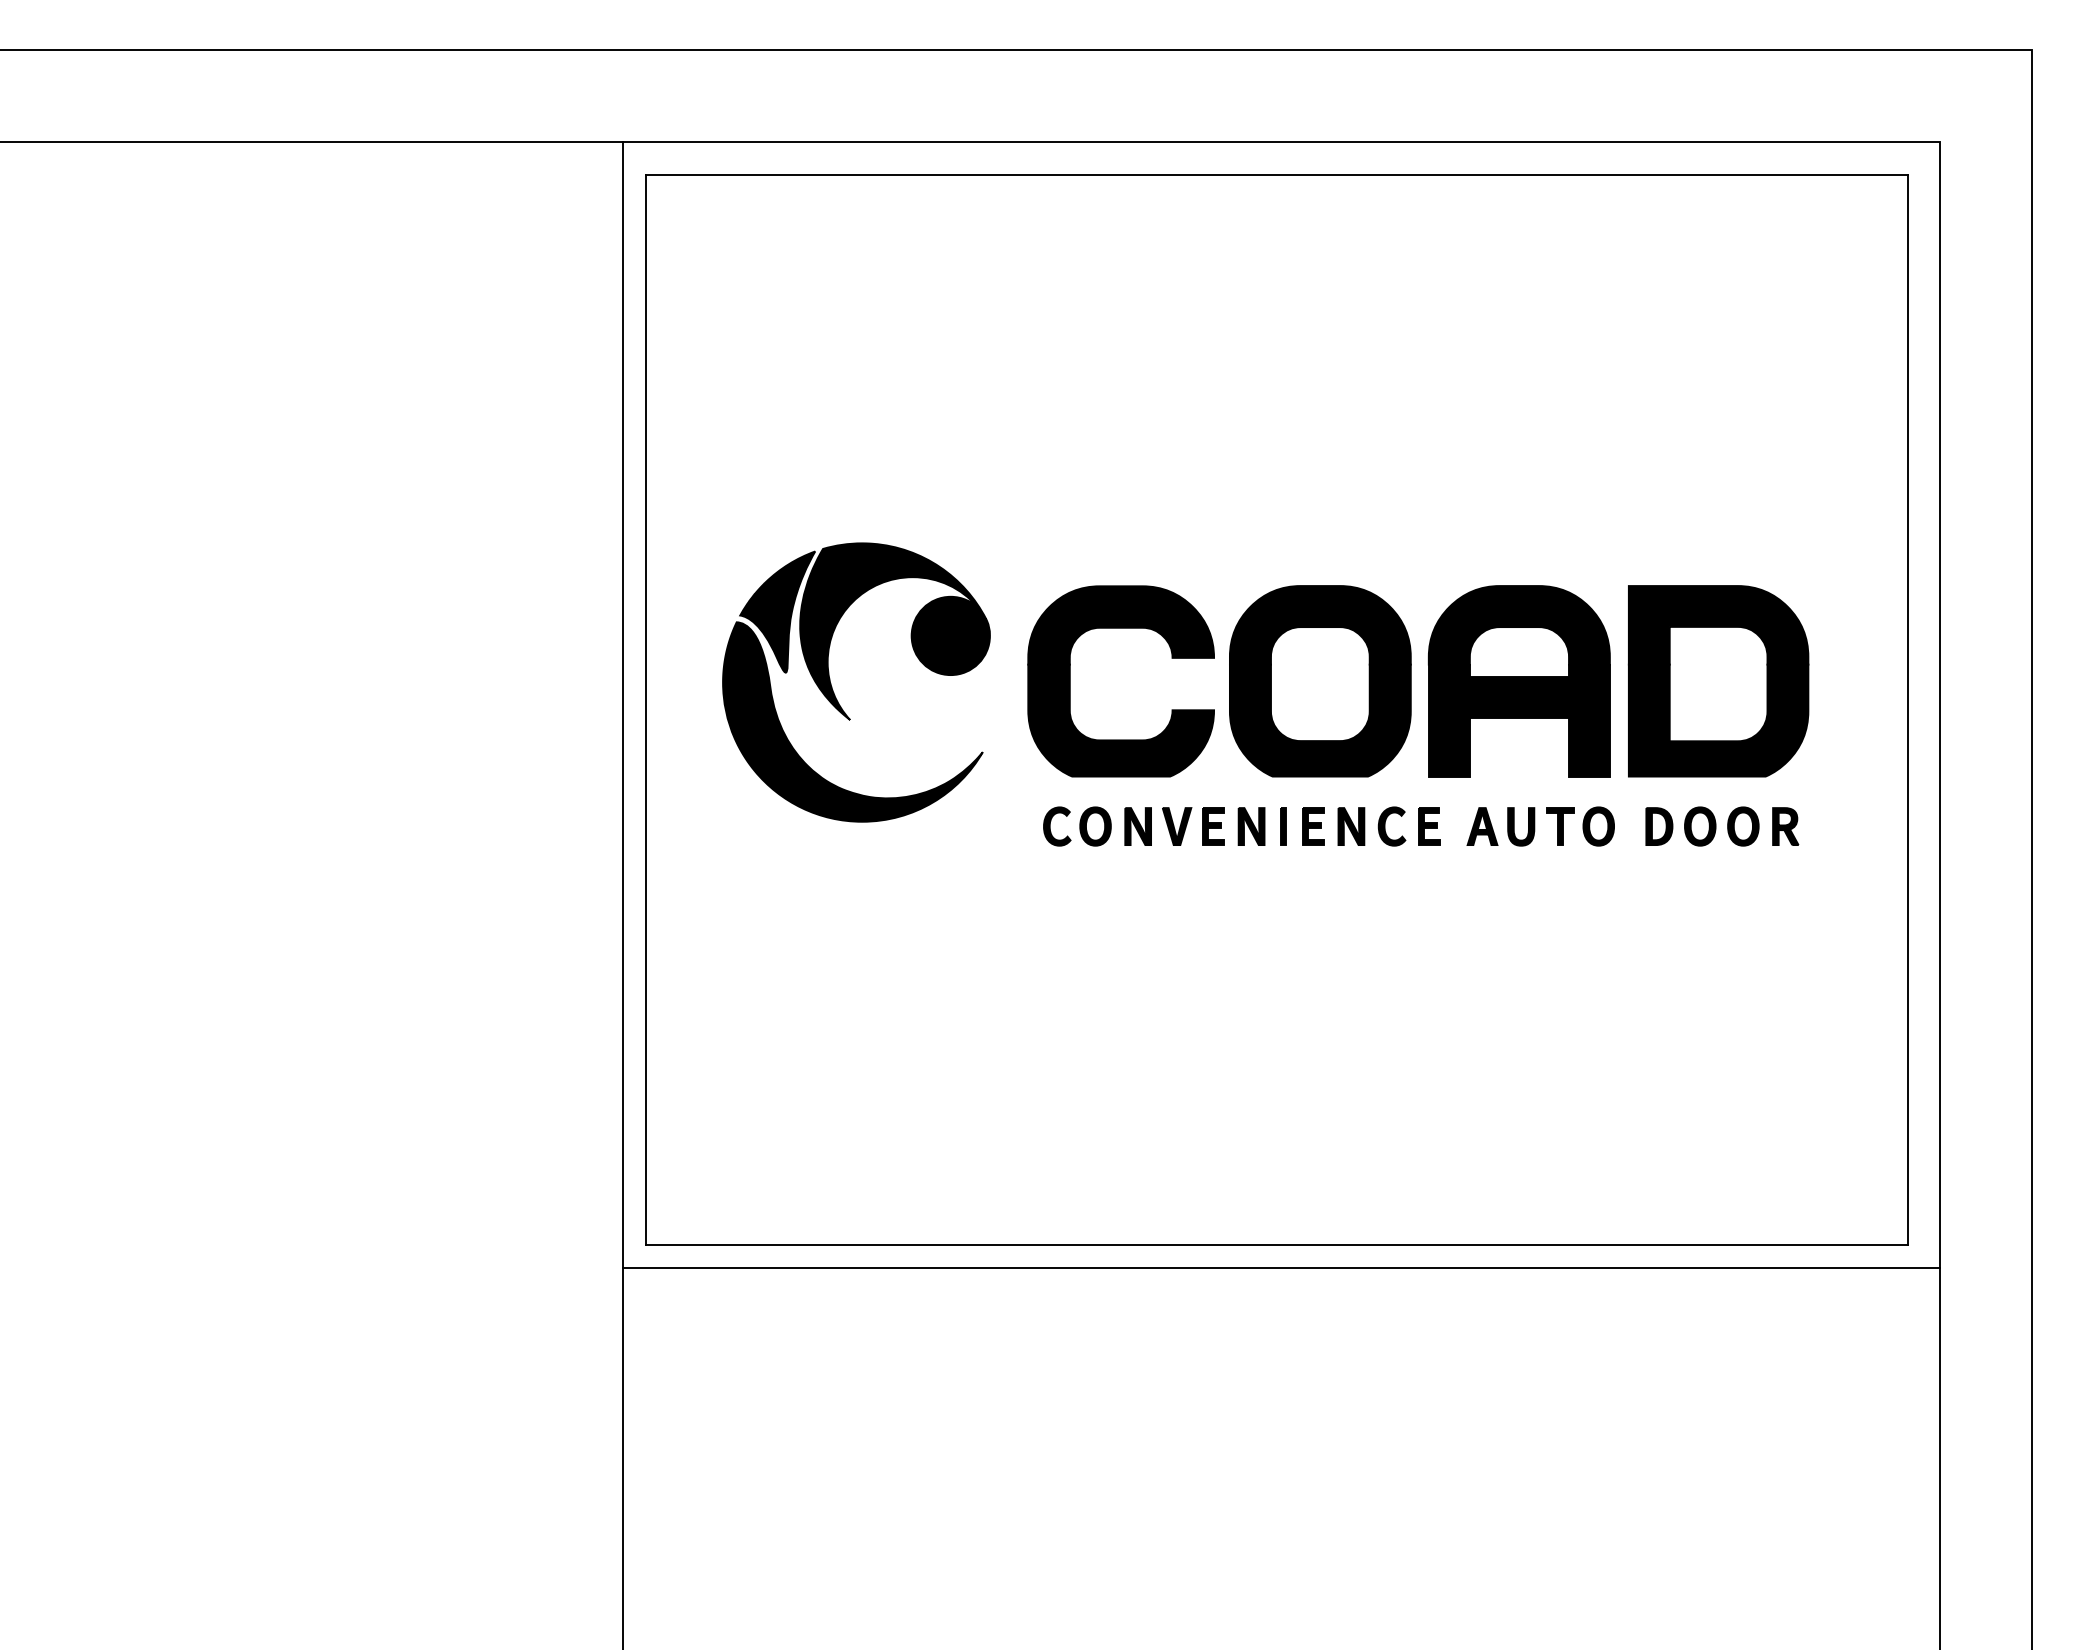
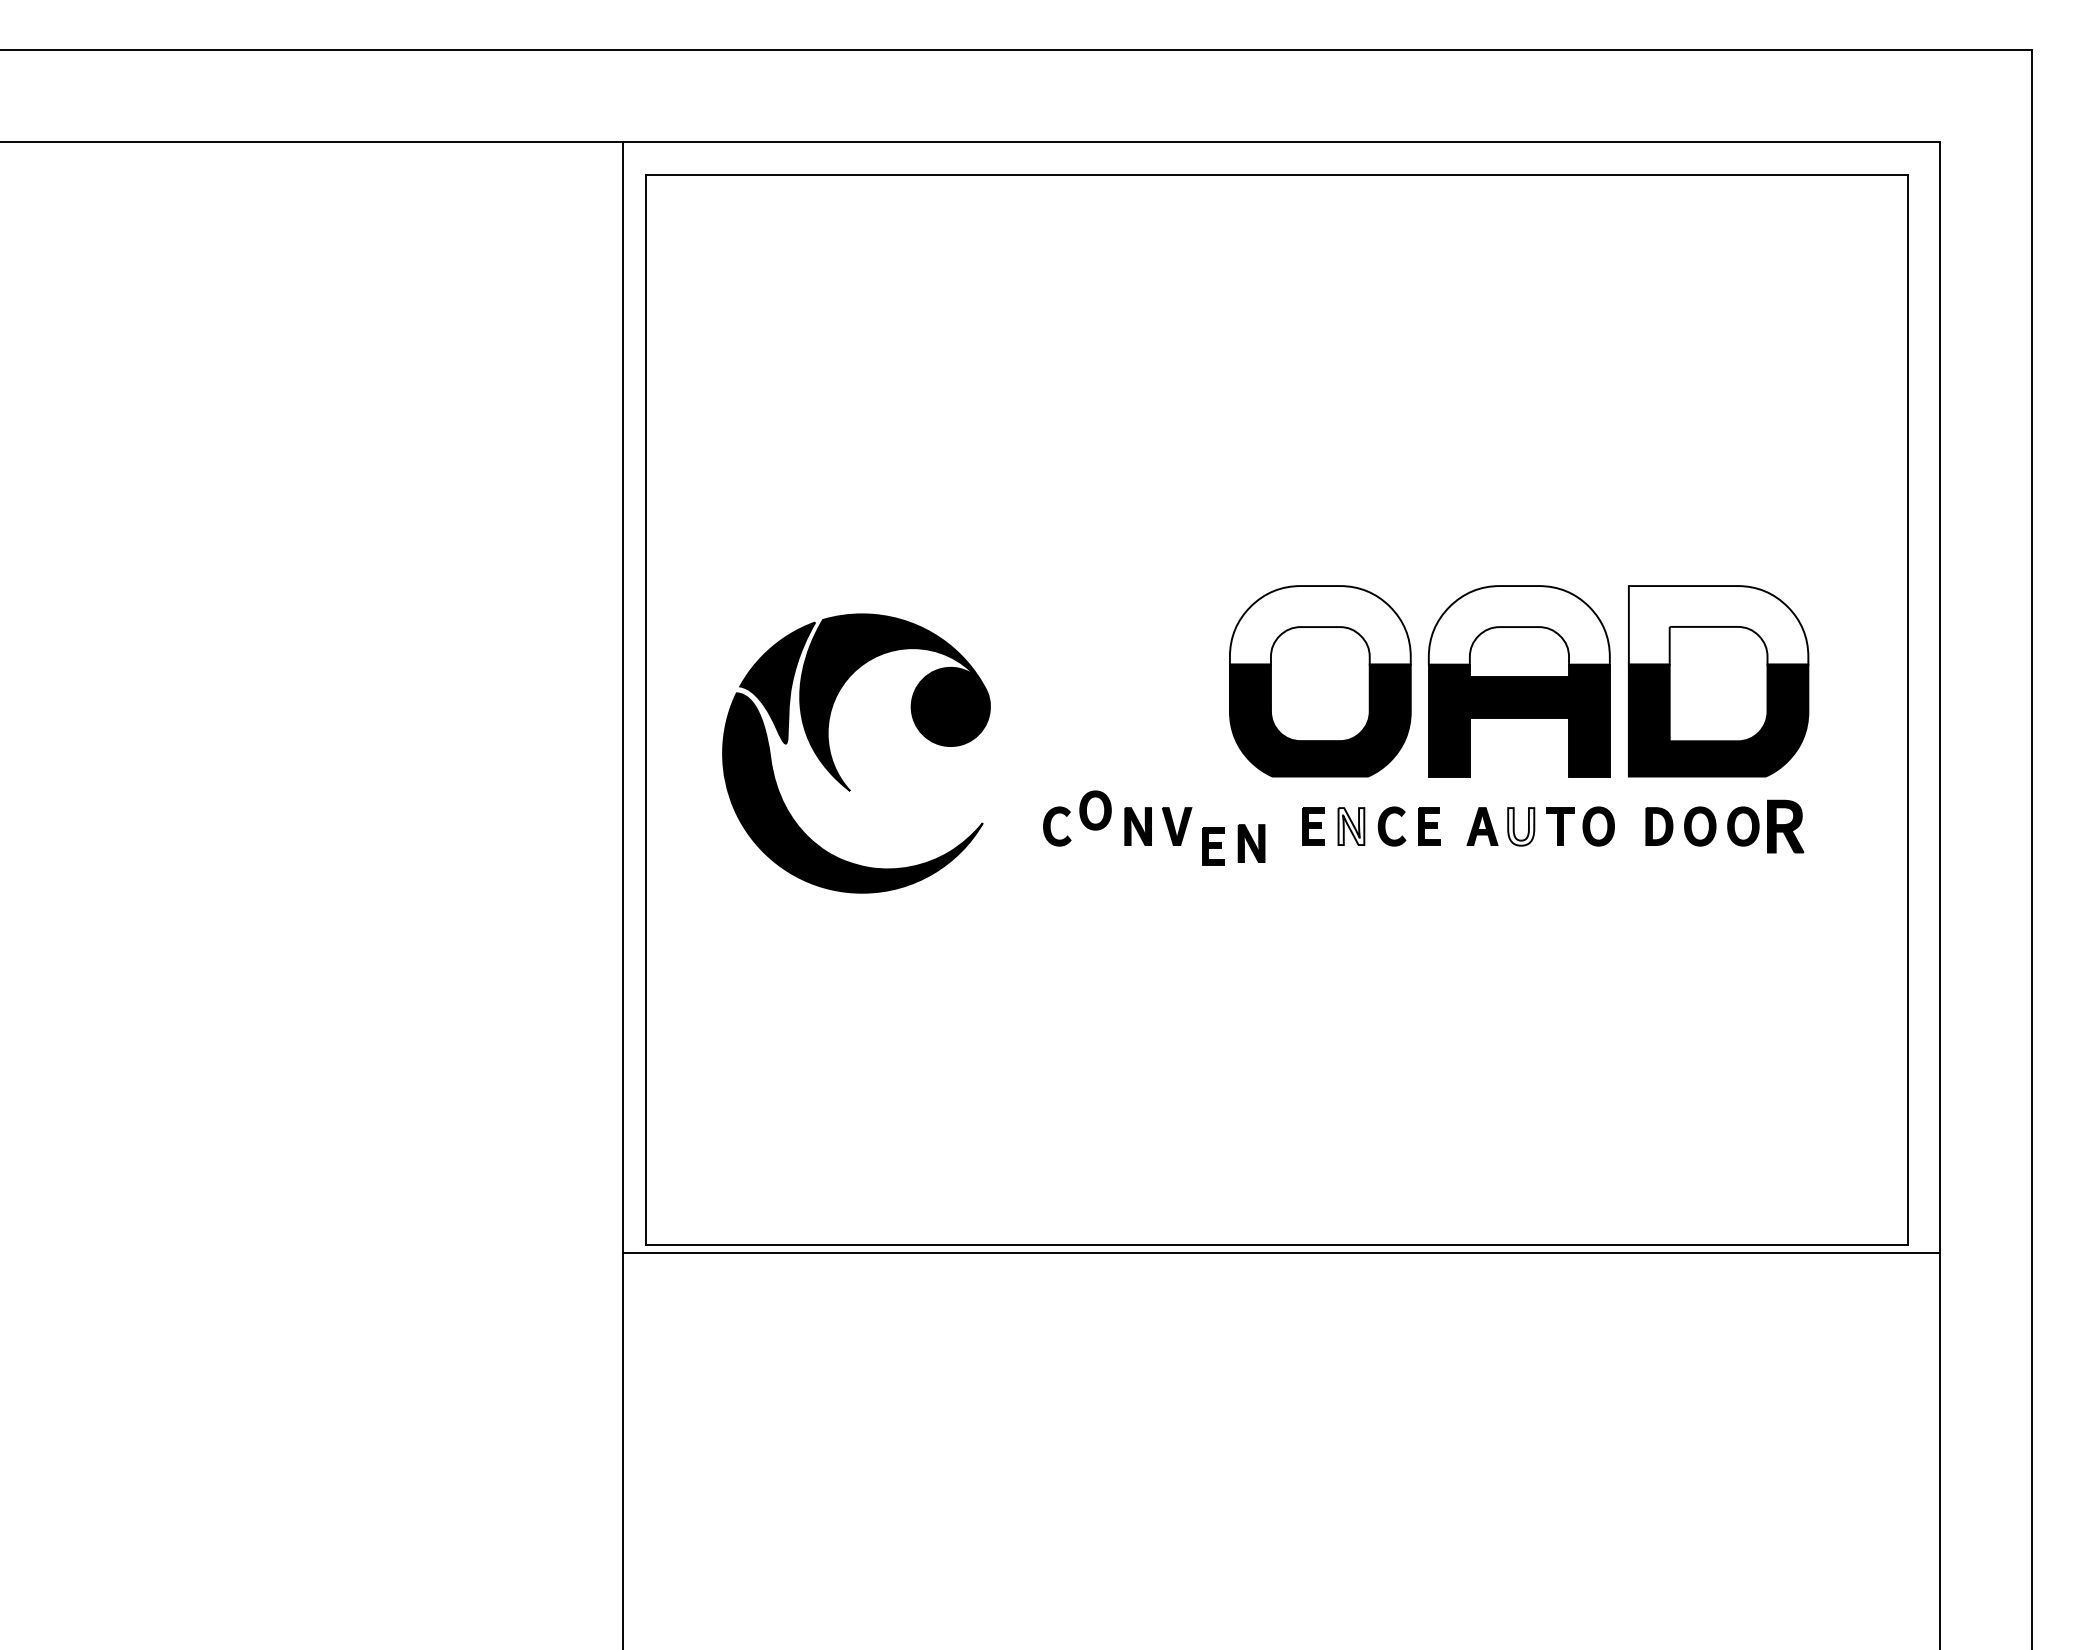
fill: present -> none (1319, 625)
fill: present -> none (1518, 625)
fill: present -> none (1718, 625)
part: present -> none (1070, 681)
part position: (834, 692) -> (834, 763) (834, 763)
part position: (1095, 826) -> (1095, 810) (1095, 810)
part position: (1213, 826) -> (1213, 846) (1213, 846)
part position: (1251, 826) -> (1251, 843) (1251, 843)
part: present -> none (1283, 826)
fill: present -> none (1351, 826)
fill: present -> none (1521, 826)
part size: 28x39 px -> 38x55 px (1785, 826)
line position: (1281, 1267) -> (1281, 1252) (1281, 1252)
